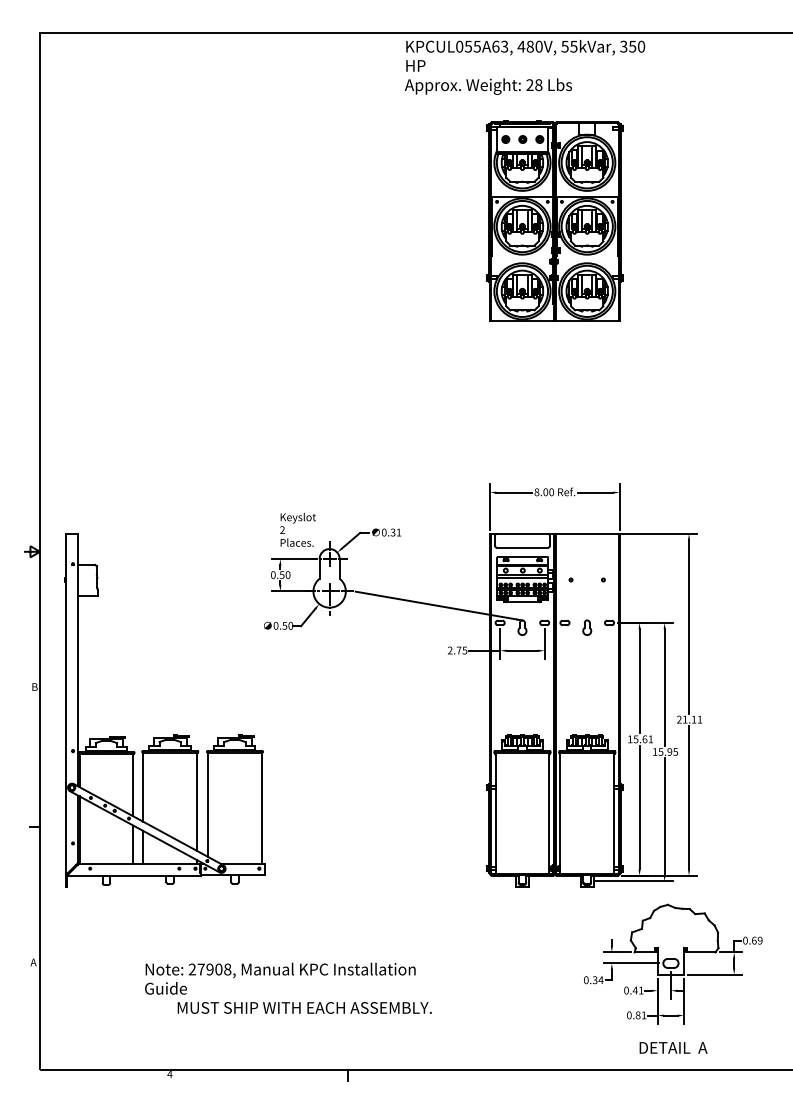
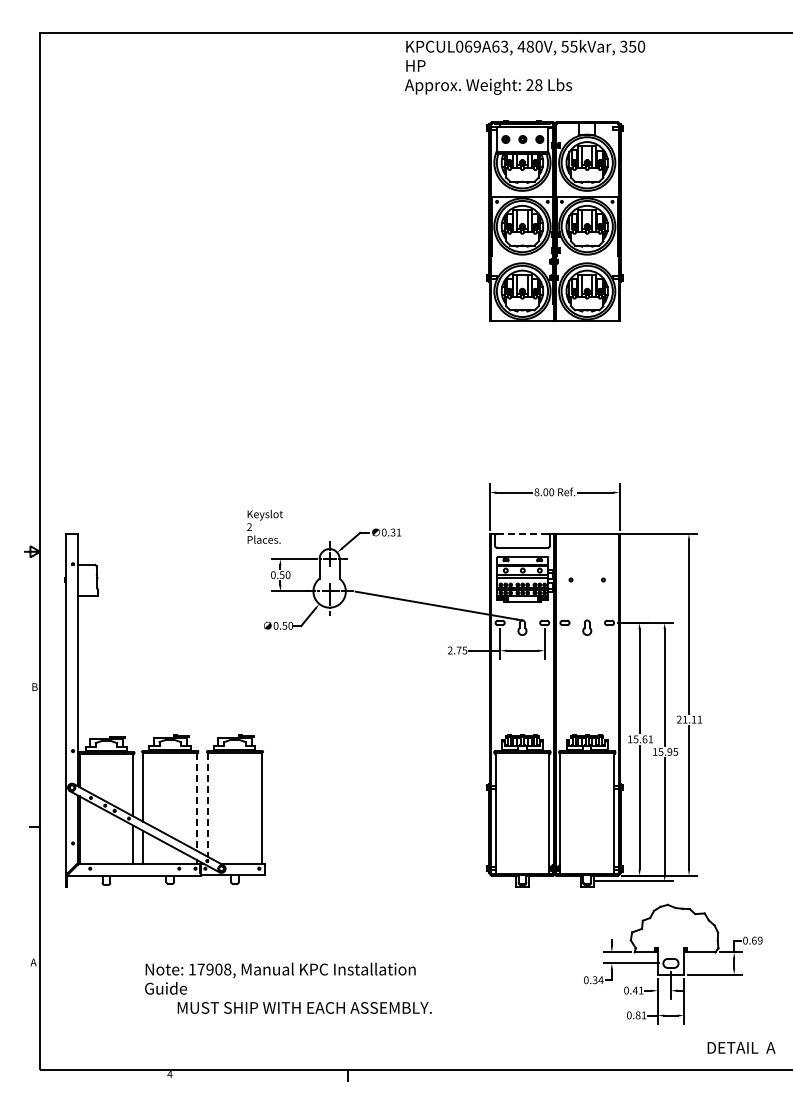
text: KPCUL055A63, -> KPCUL069A63, (472, 46)
text position: (297, 529) -> (264, 526) (264, 526)
line: solid -> dashed (522, 533)
line: solid -> dashed (197, 802)
line: solid -> dashed (208, 805)
text: 27908, -> 17908, (191, 969)
text position: (673, 1047) -> (741, 1047) (741, 1047)
